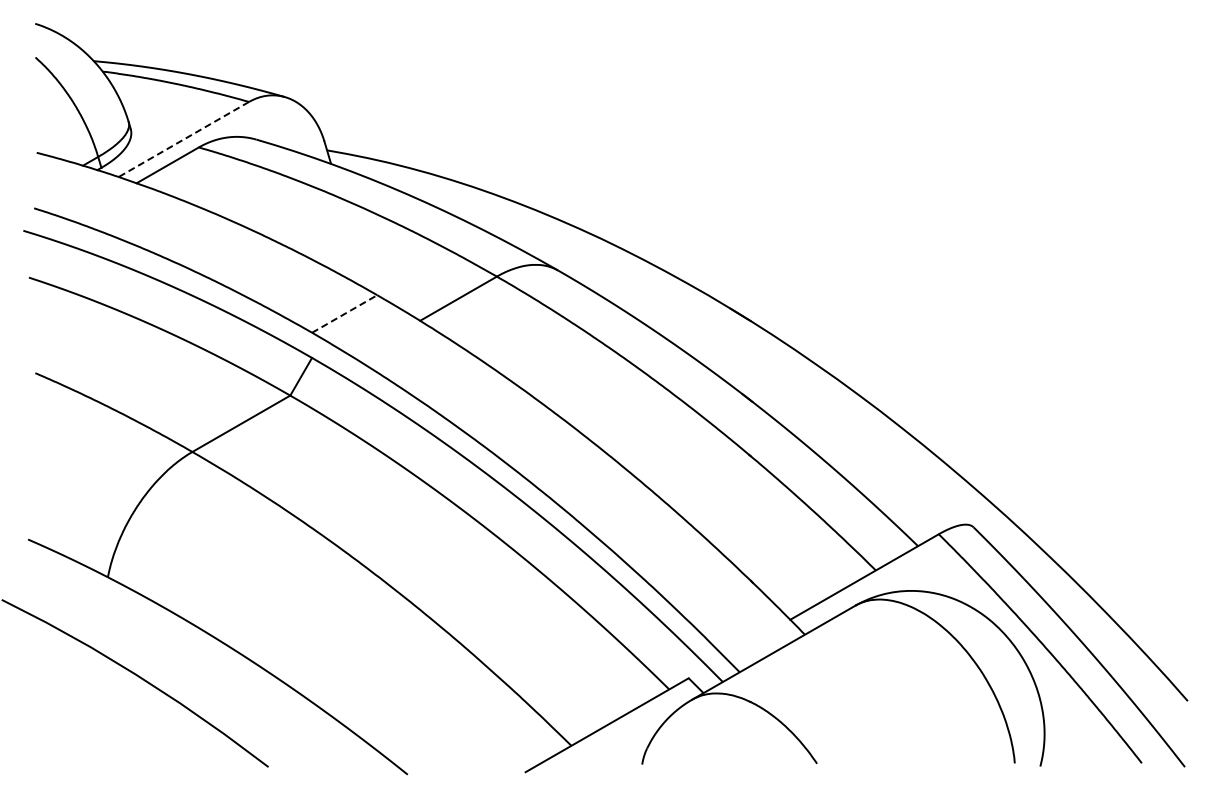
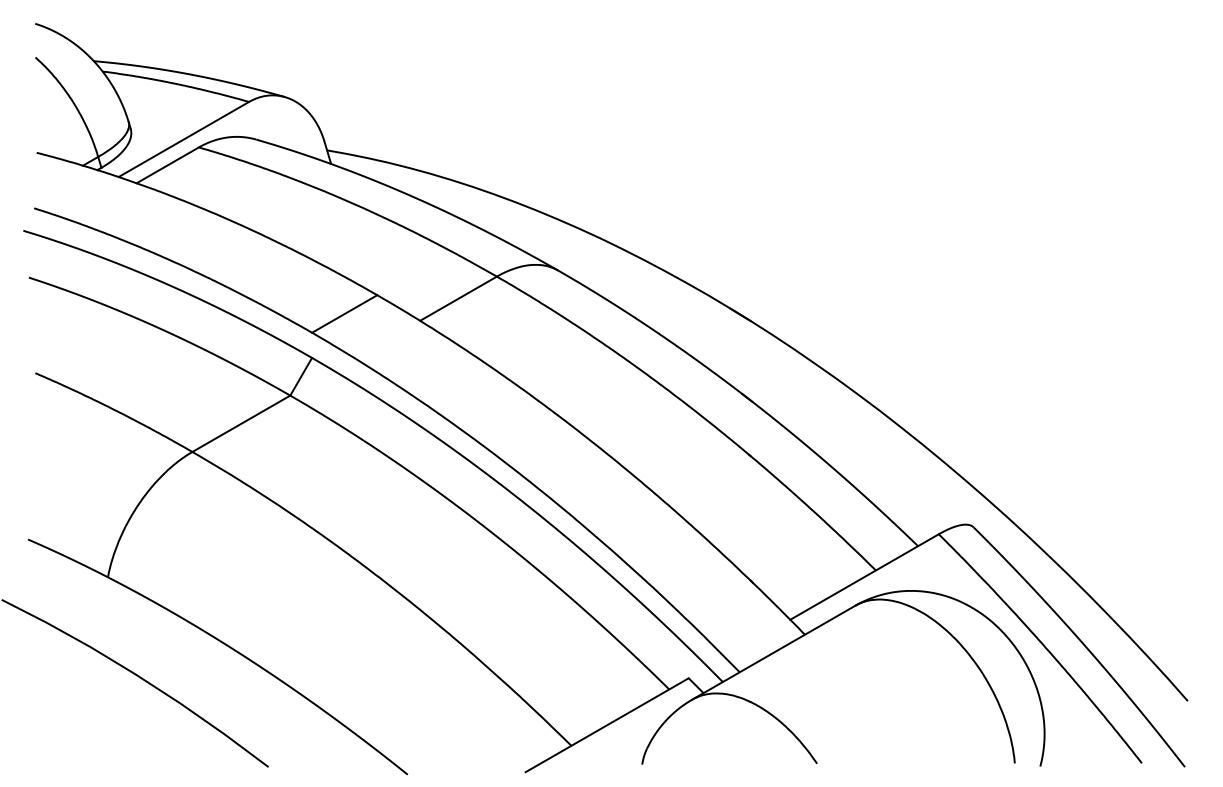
line: dashed -> solid (183, 139)
line: dashed -> solid (344, 314)
